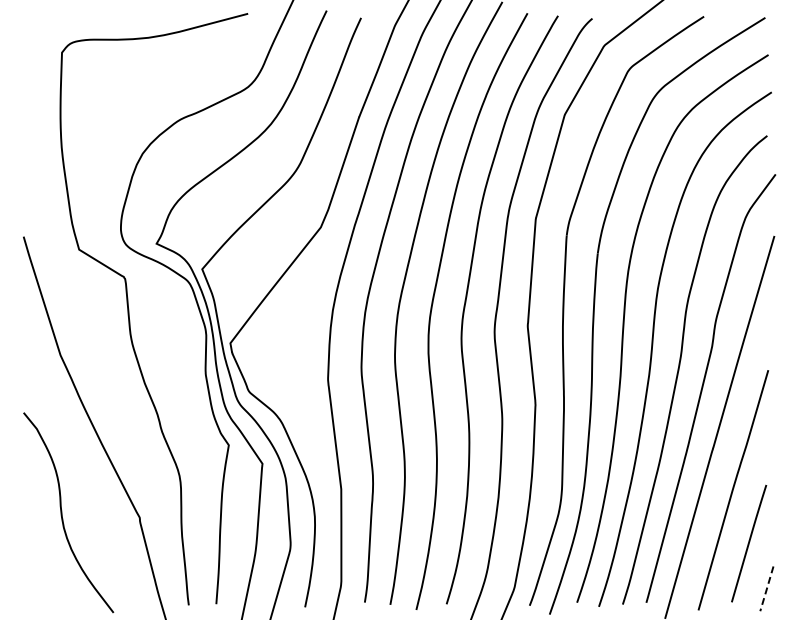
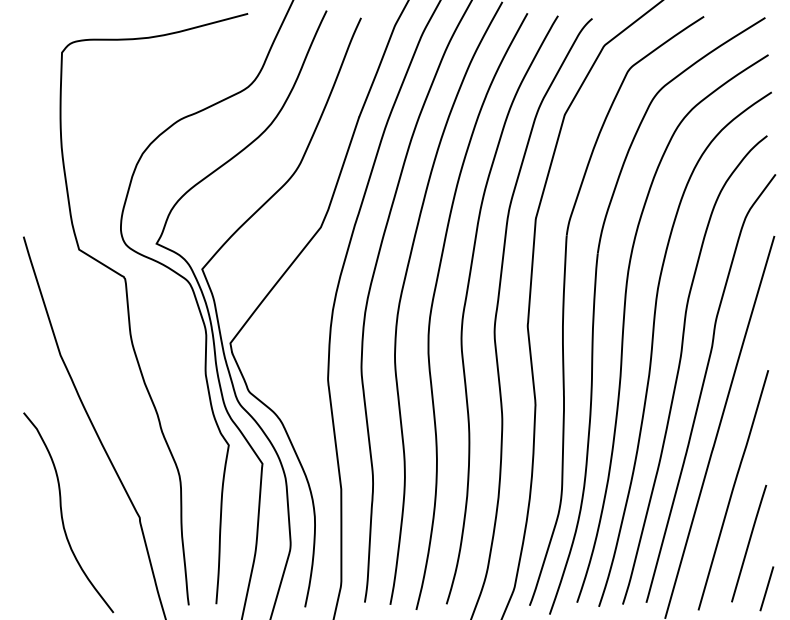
line: dashed -> solid (766, 589)
